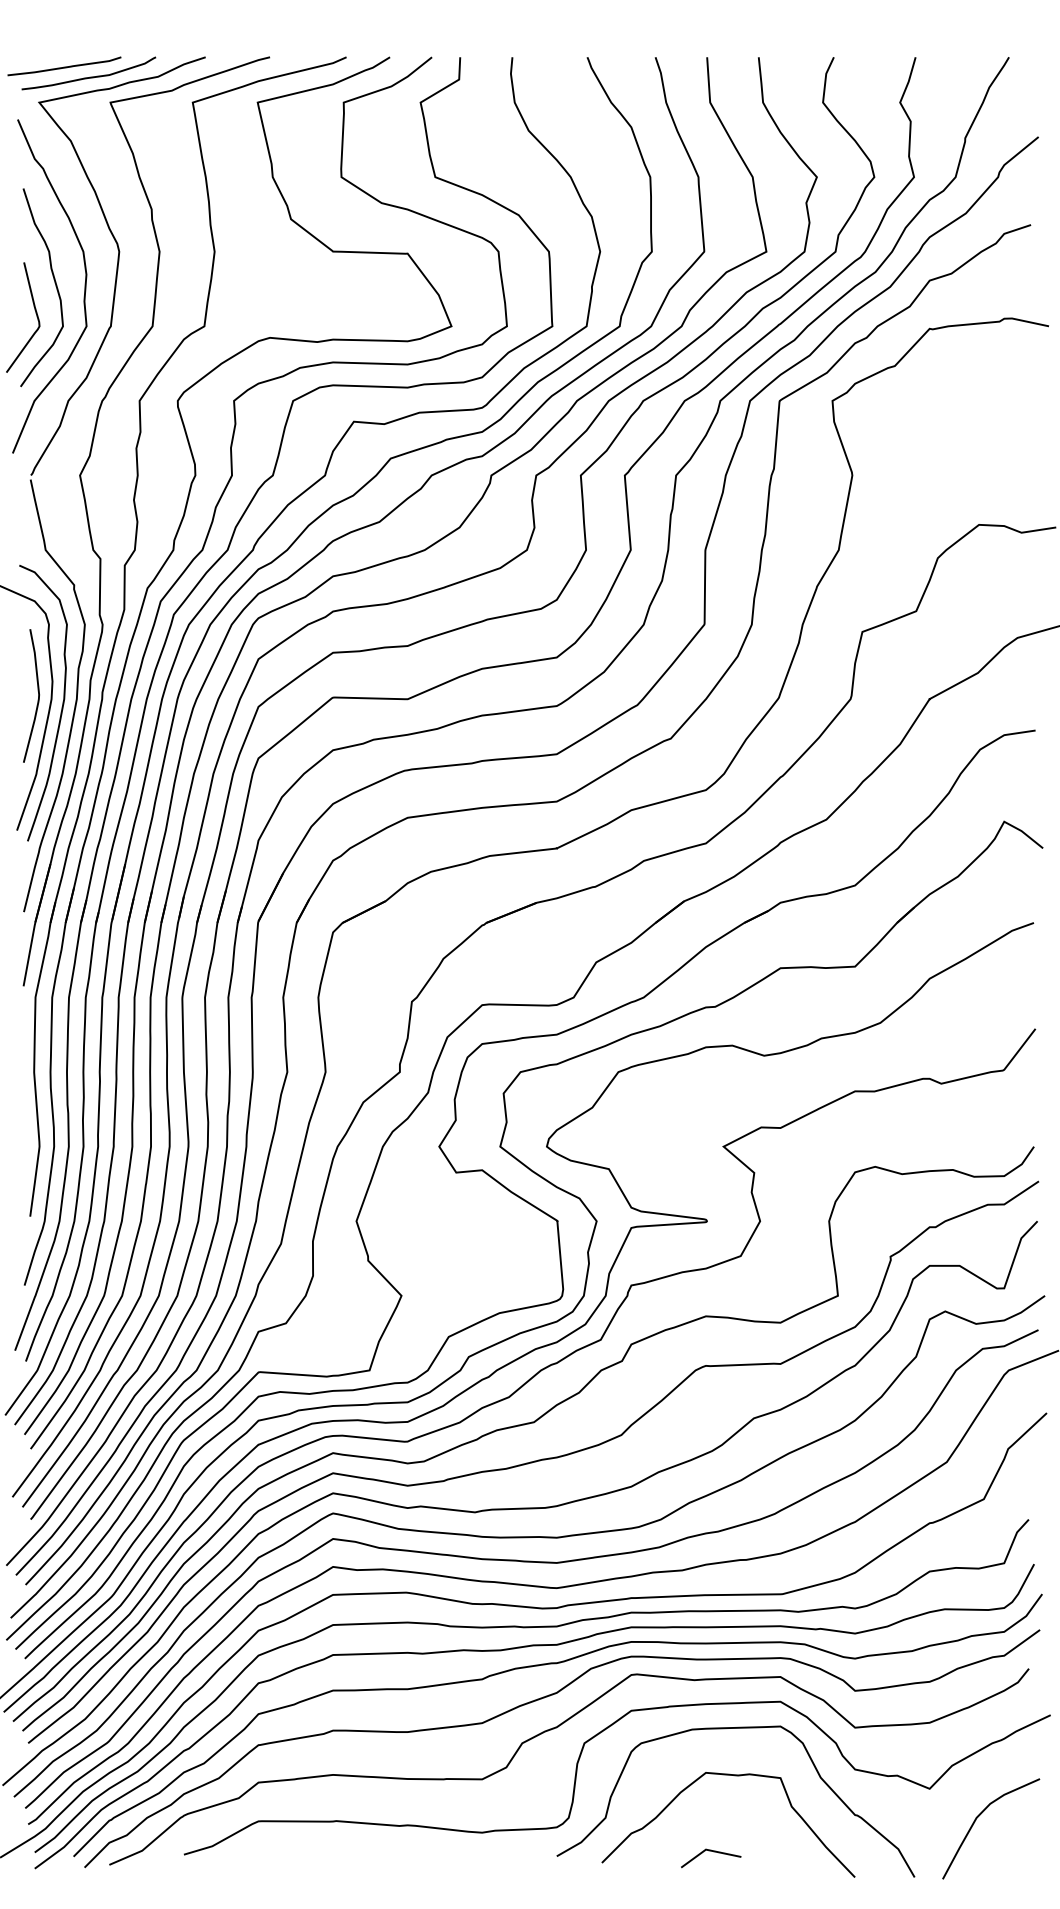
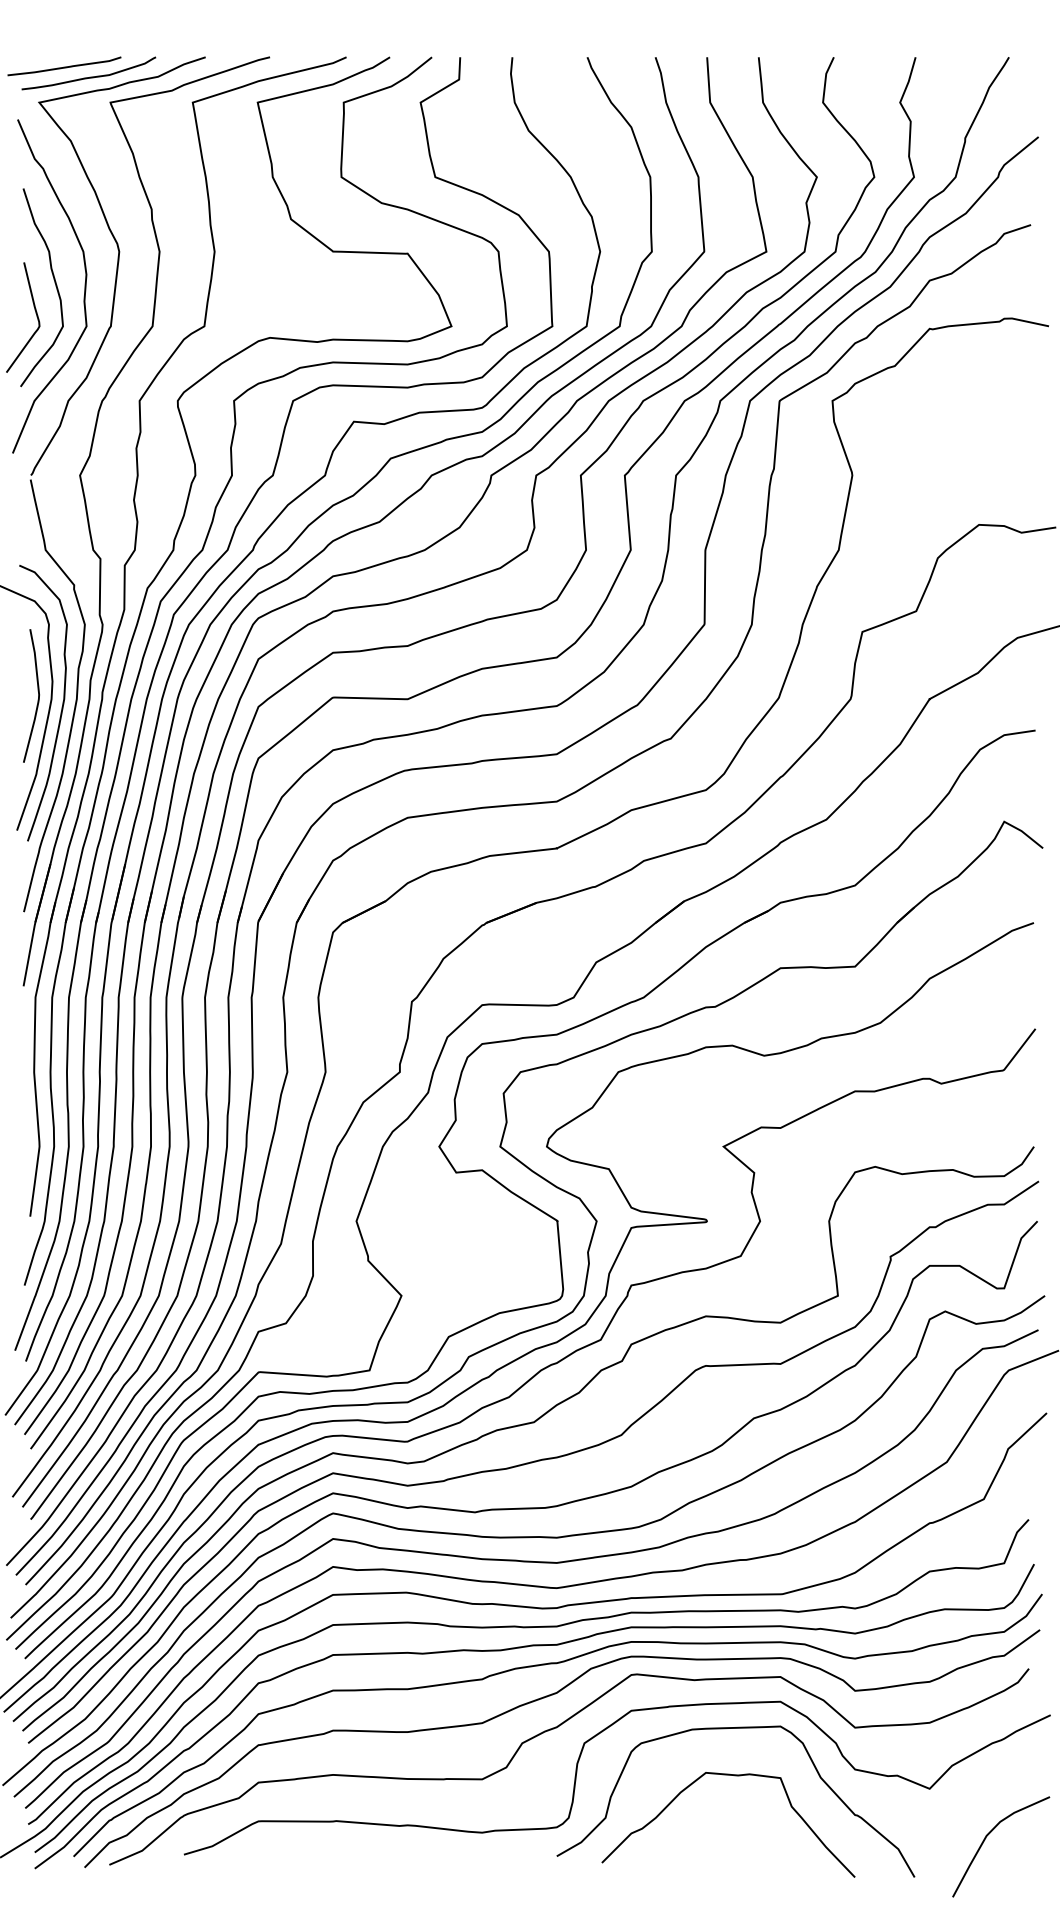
curve position: (979, 1816) -> (989, 1834) (989, 1834)
line: present -> none (713, 1852)
